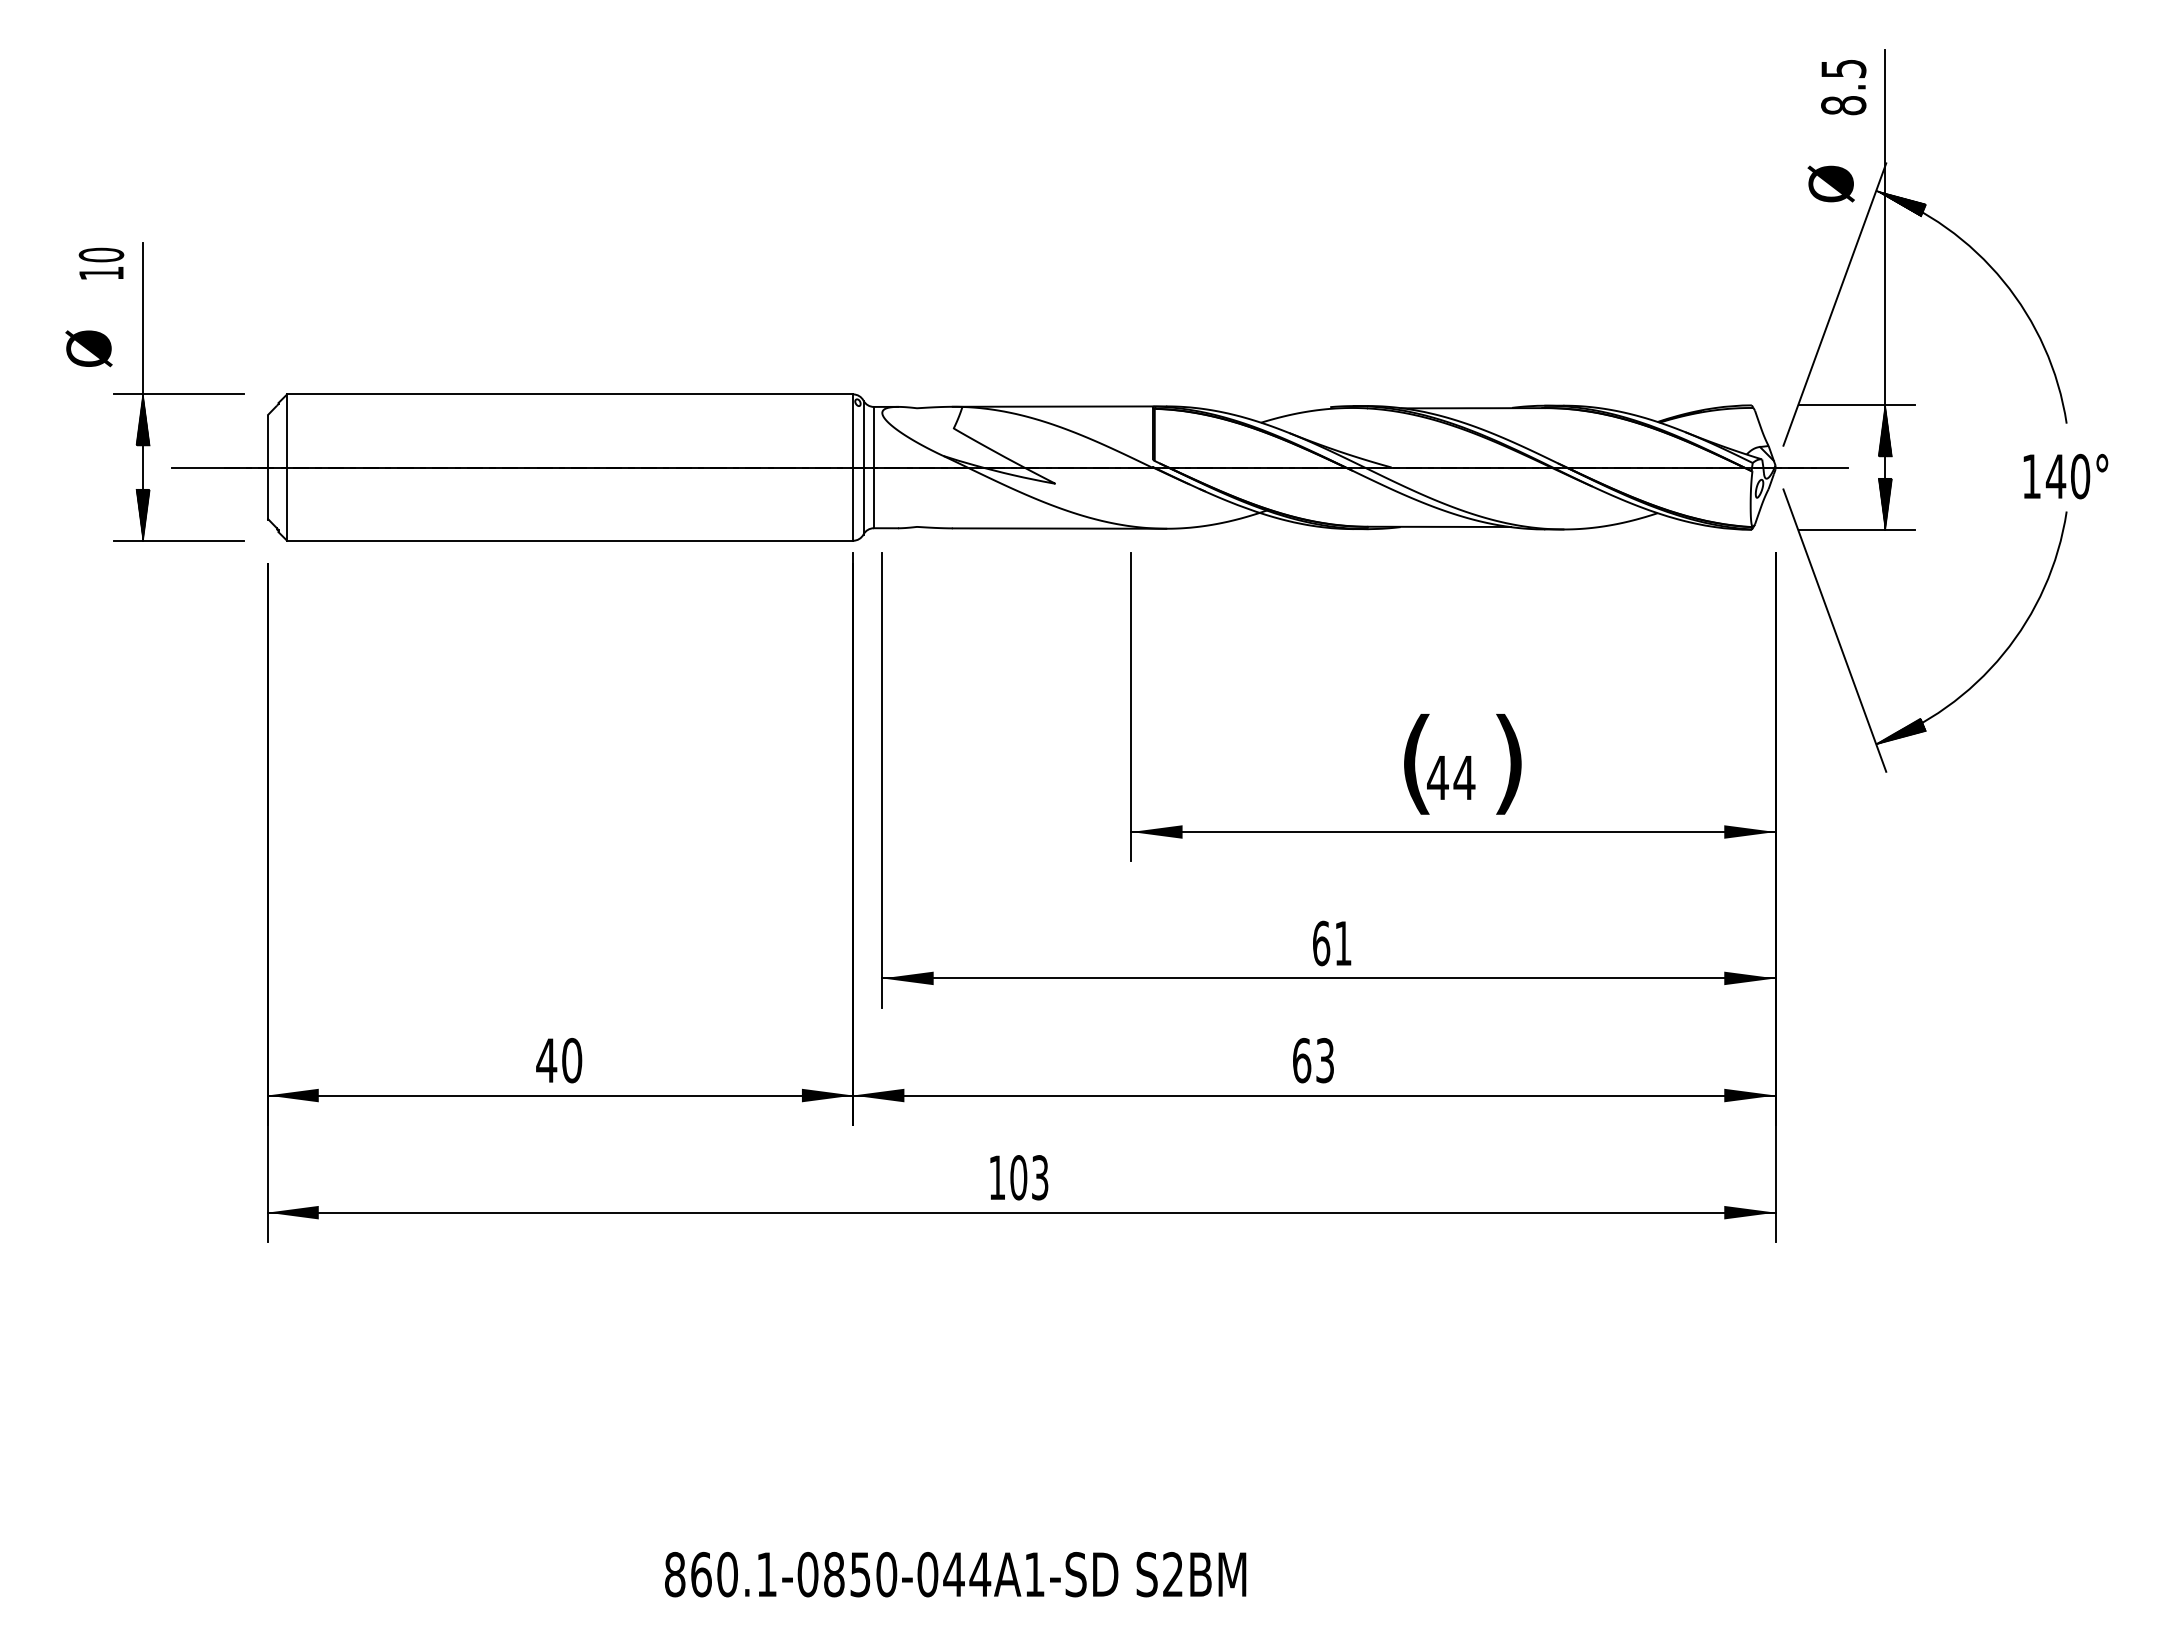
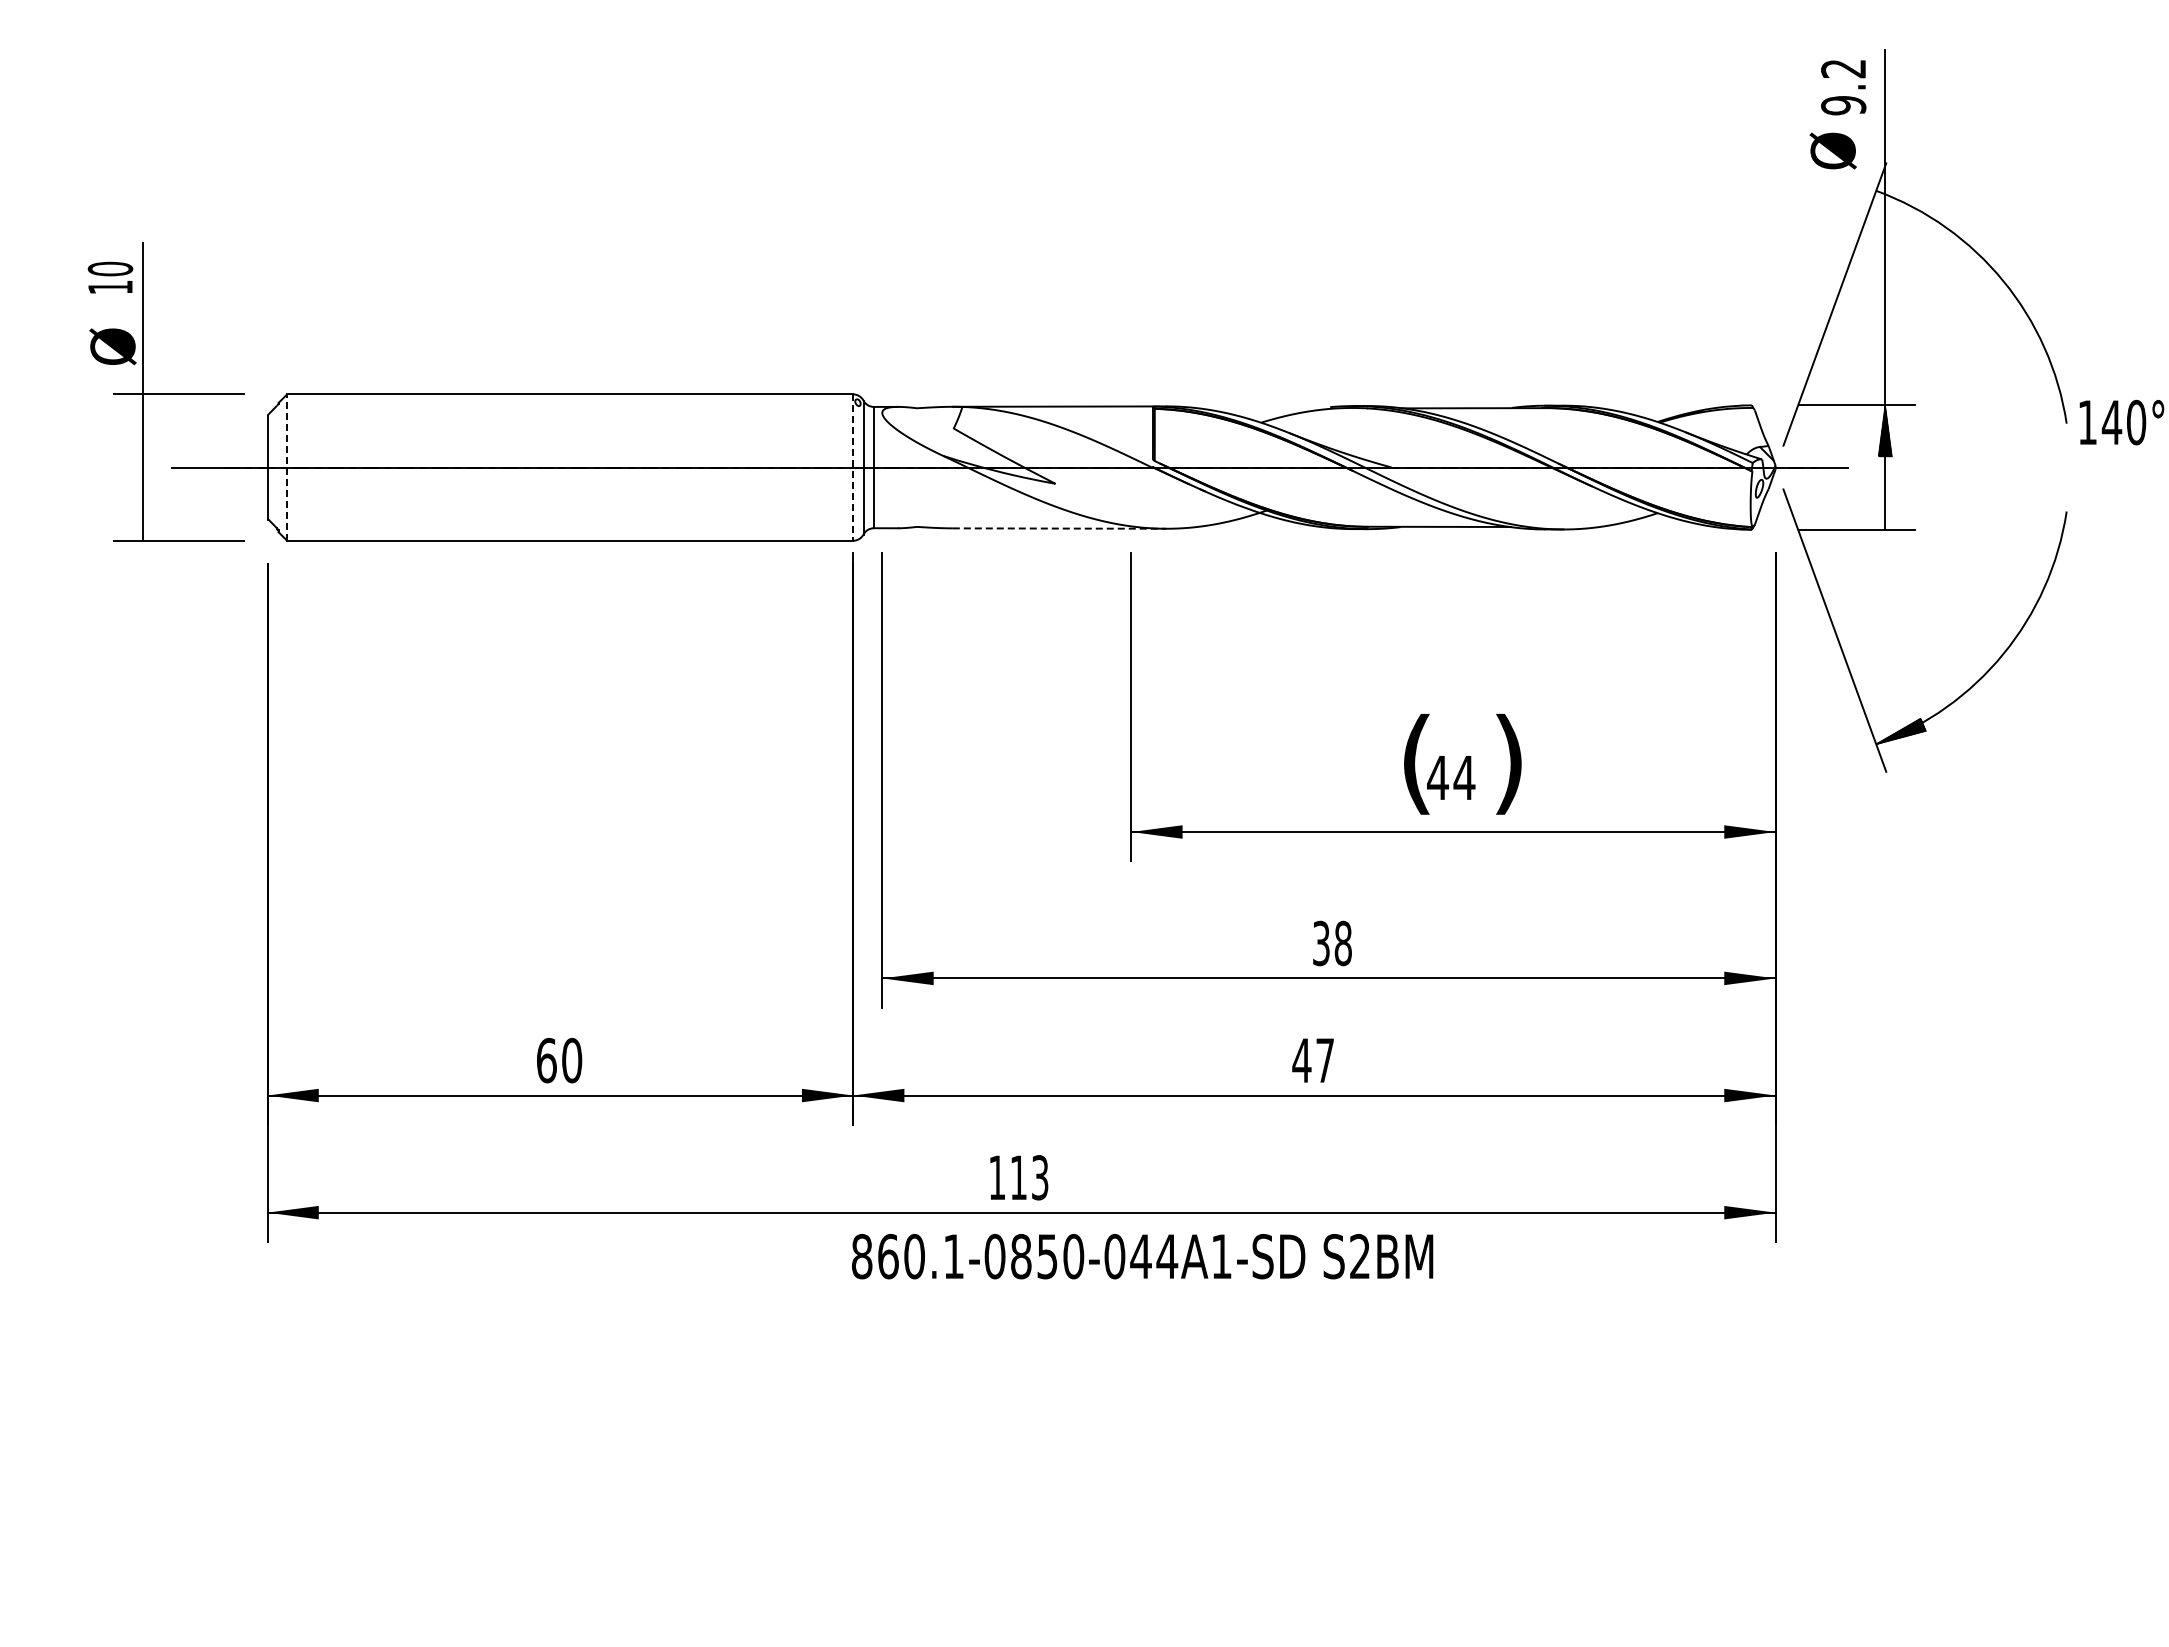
text: 8.5 -> 9.2 (1843, 87)
text position: (1830, 183) -> (1832, 150) (1832, 150)
hatch: present -> none (1901, 203)
text position: (101, 263) -> (110, 277) (110, 277)
text position: (88, 348) -> (112, 346) (112, 346)
hatch: present -> none (142, 419)
line: solid -> dashed (287, 467)
line: solid -> dashed (853, 468)
text position: (2065, 476) -> (2121, 422) (2121, 422)
hatch: present -> none (1885, 503)
hatch: present -> none (142, 514)
line: solid -> dashed (1059, 528)
text: 61 -> 38 (1332, 943)
text: 40 -> 60 (546, 1060)
text: 63 -> 47 (1312, 1060)
text: 103 -> 113 (1018, 1177)
text position: (955, 1574) -> (1142, 1256) (1142, 1256)
